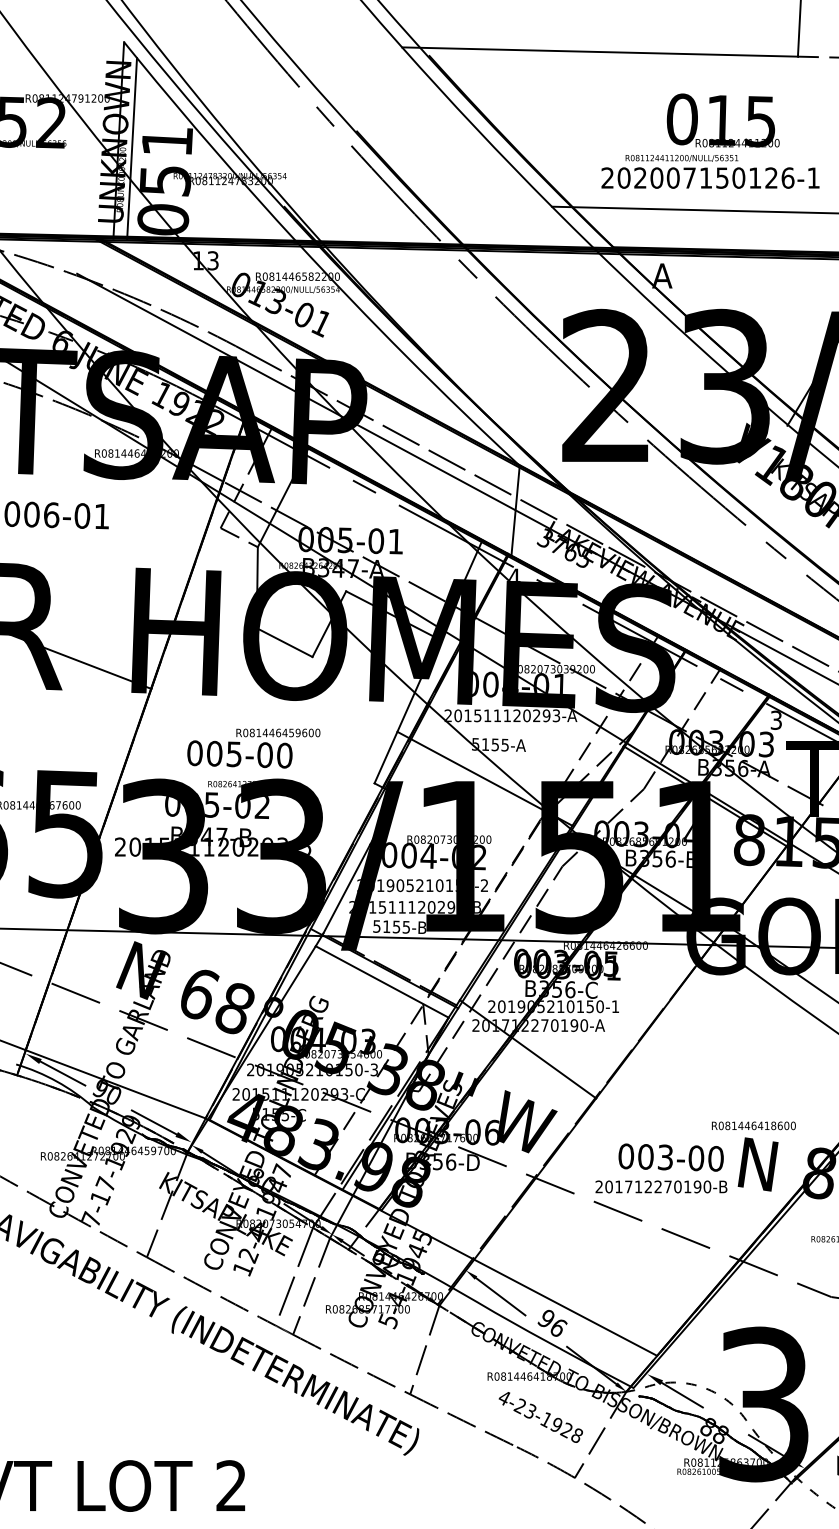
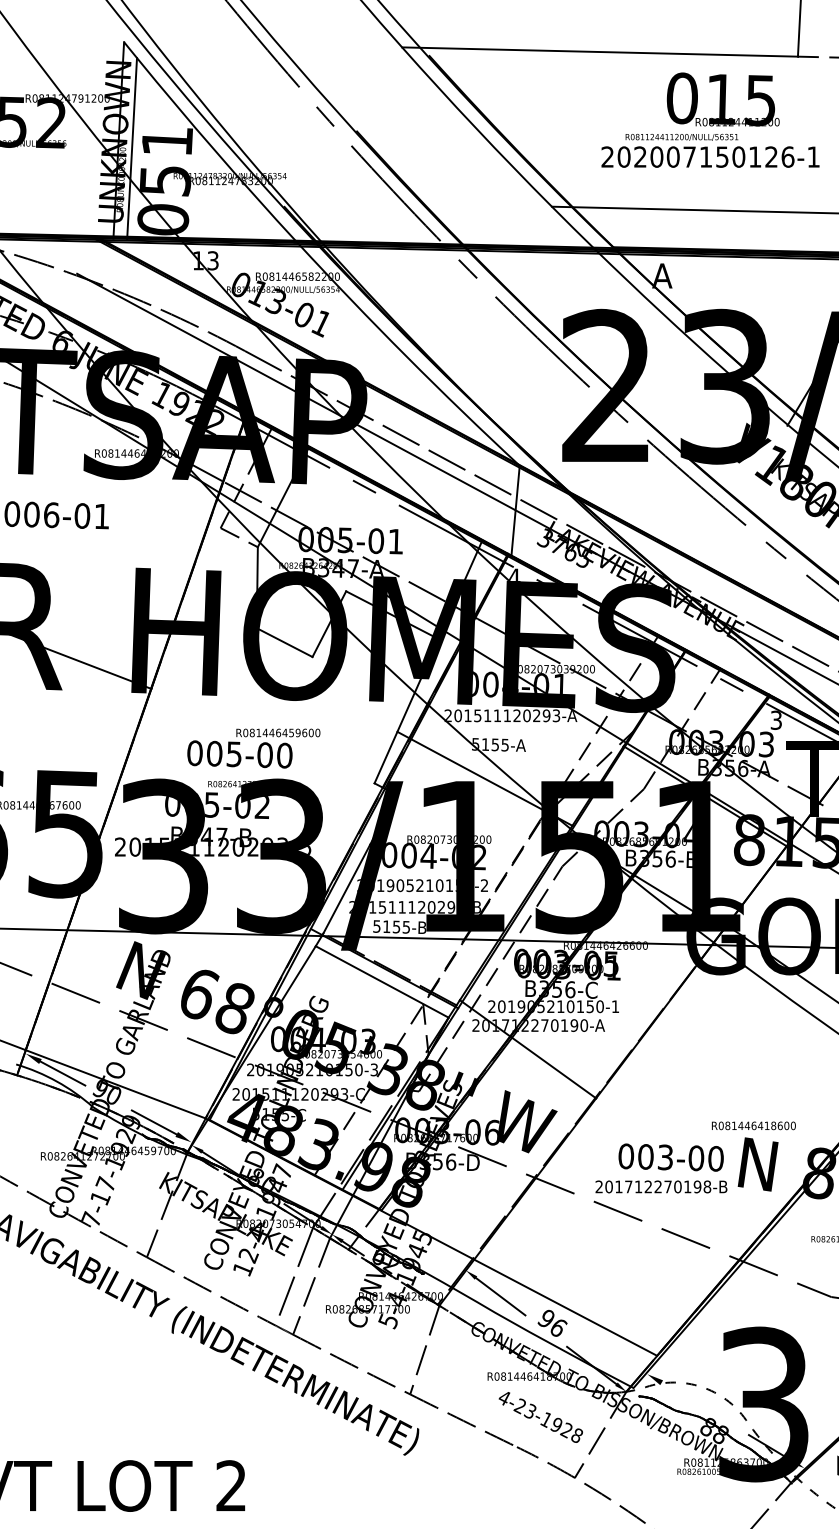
text position: (710, 140) -> (710, 119) (710, 119)
text: 201712270190-B -> 201712270198-B (707, 1186)
line: present -> none (681, 1394)
